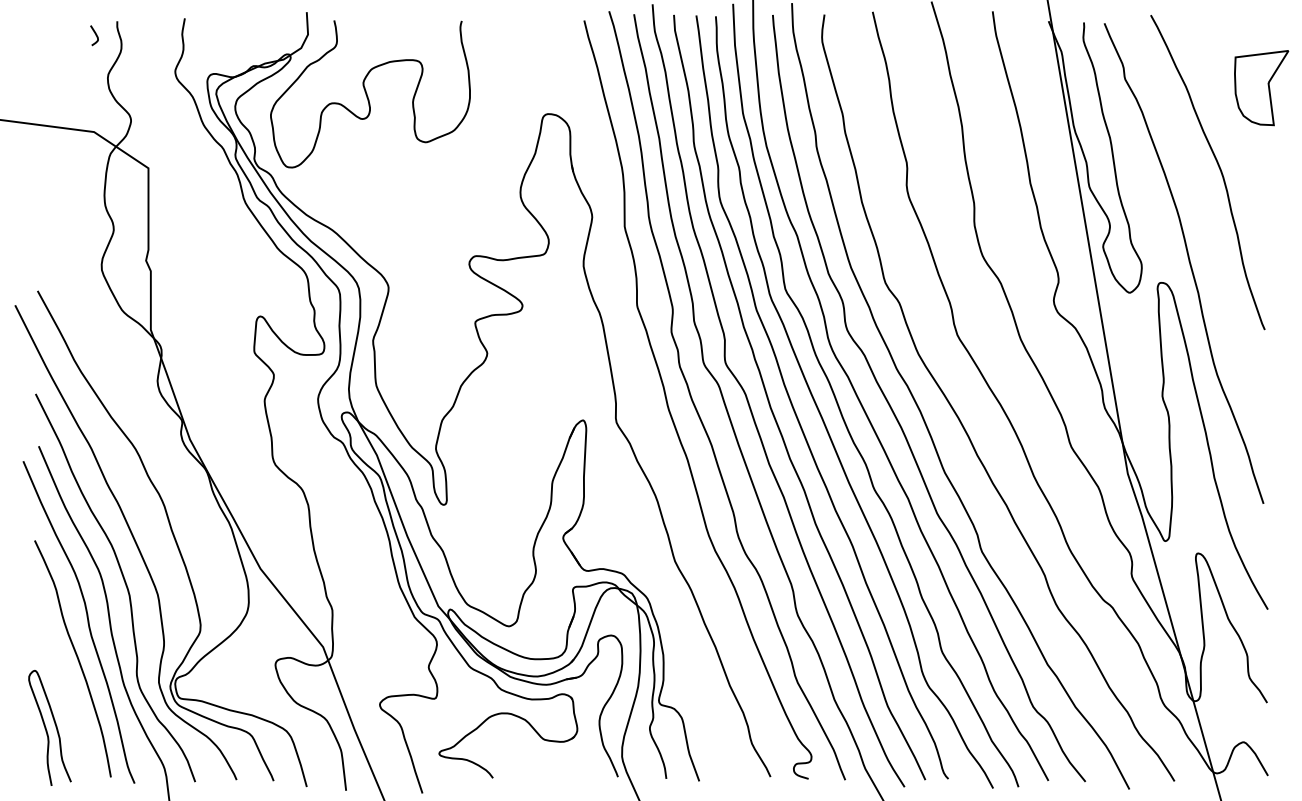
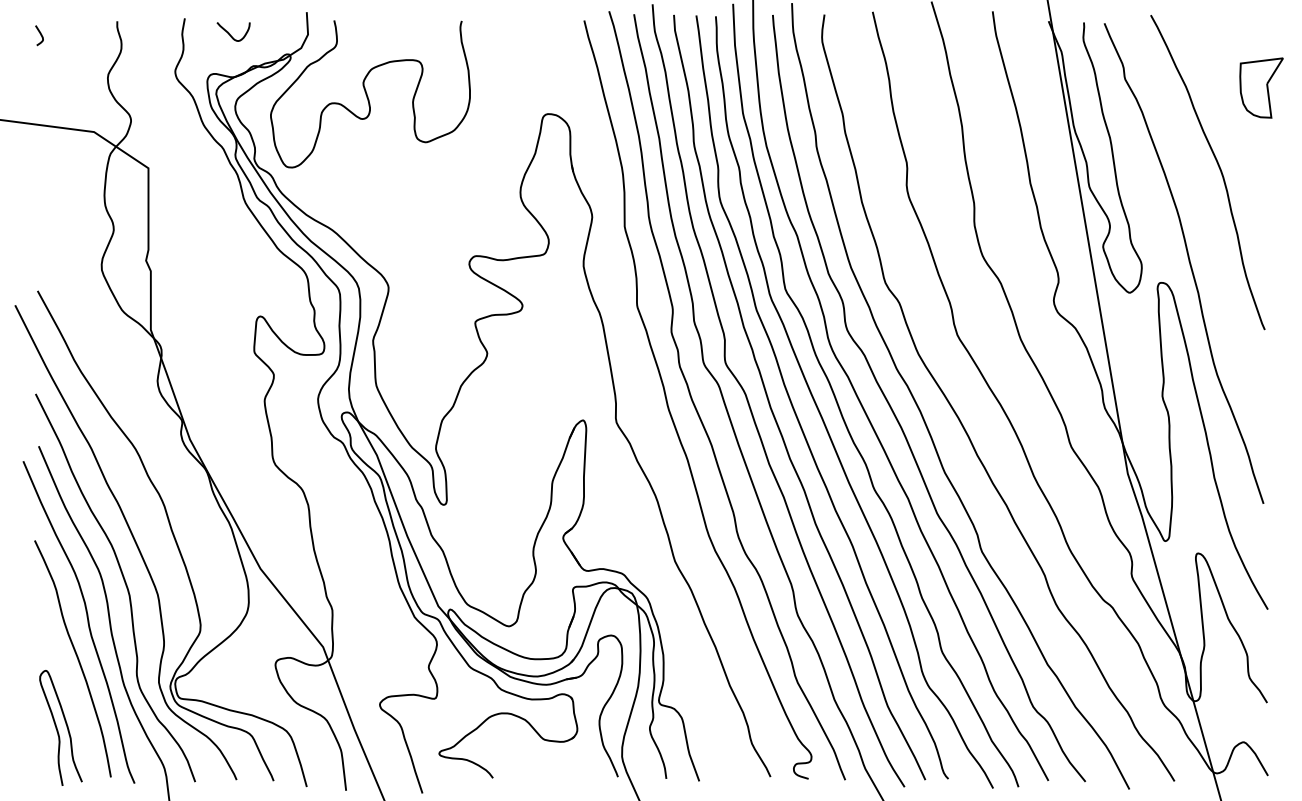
curve: none -> present (229, 32)
curve position: (95, 35) -> (40, 35) (40, 35)
part size: 56x77 px -> 45x62 px (1261, 87)
curve position: (46, 727) -> (57, 727) (57, 727)
